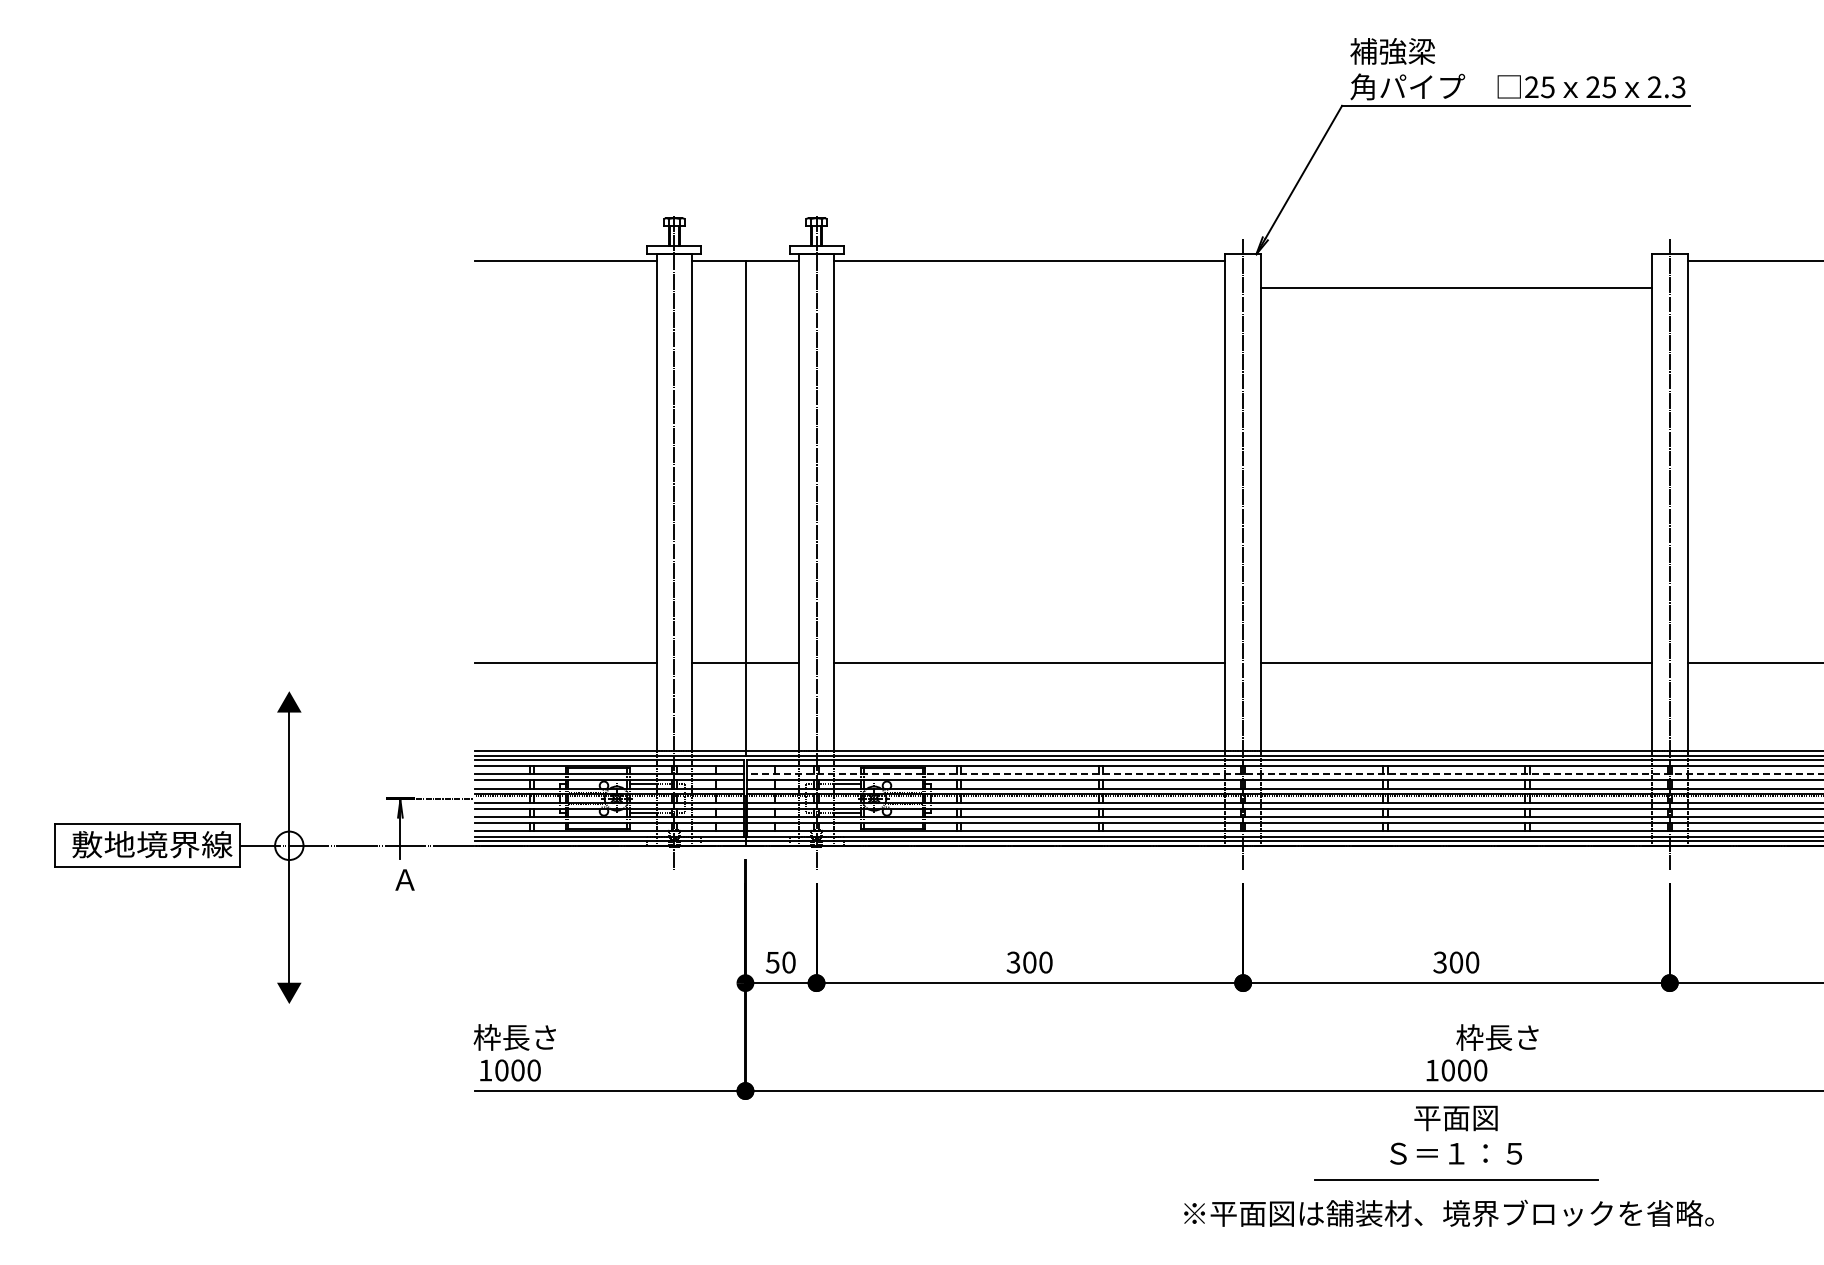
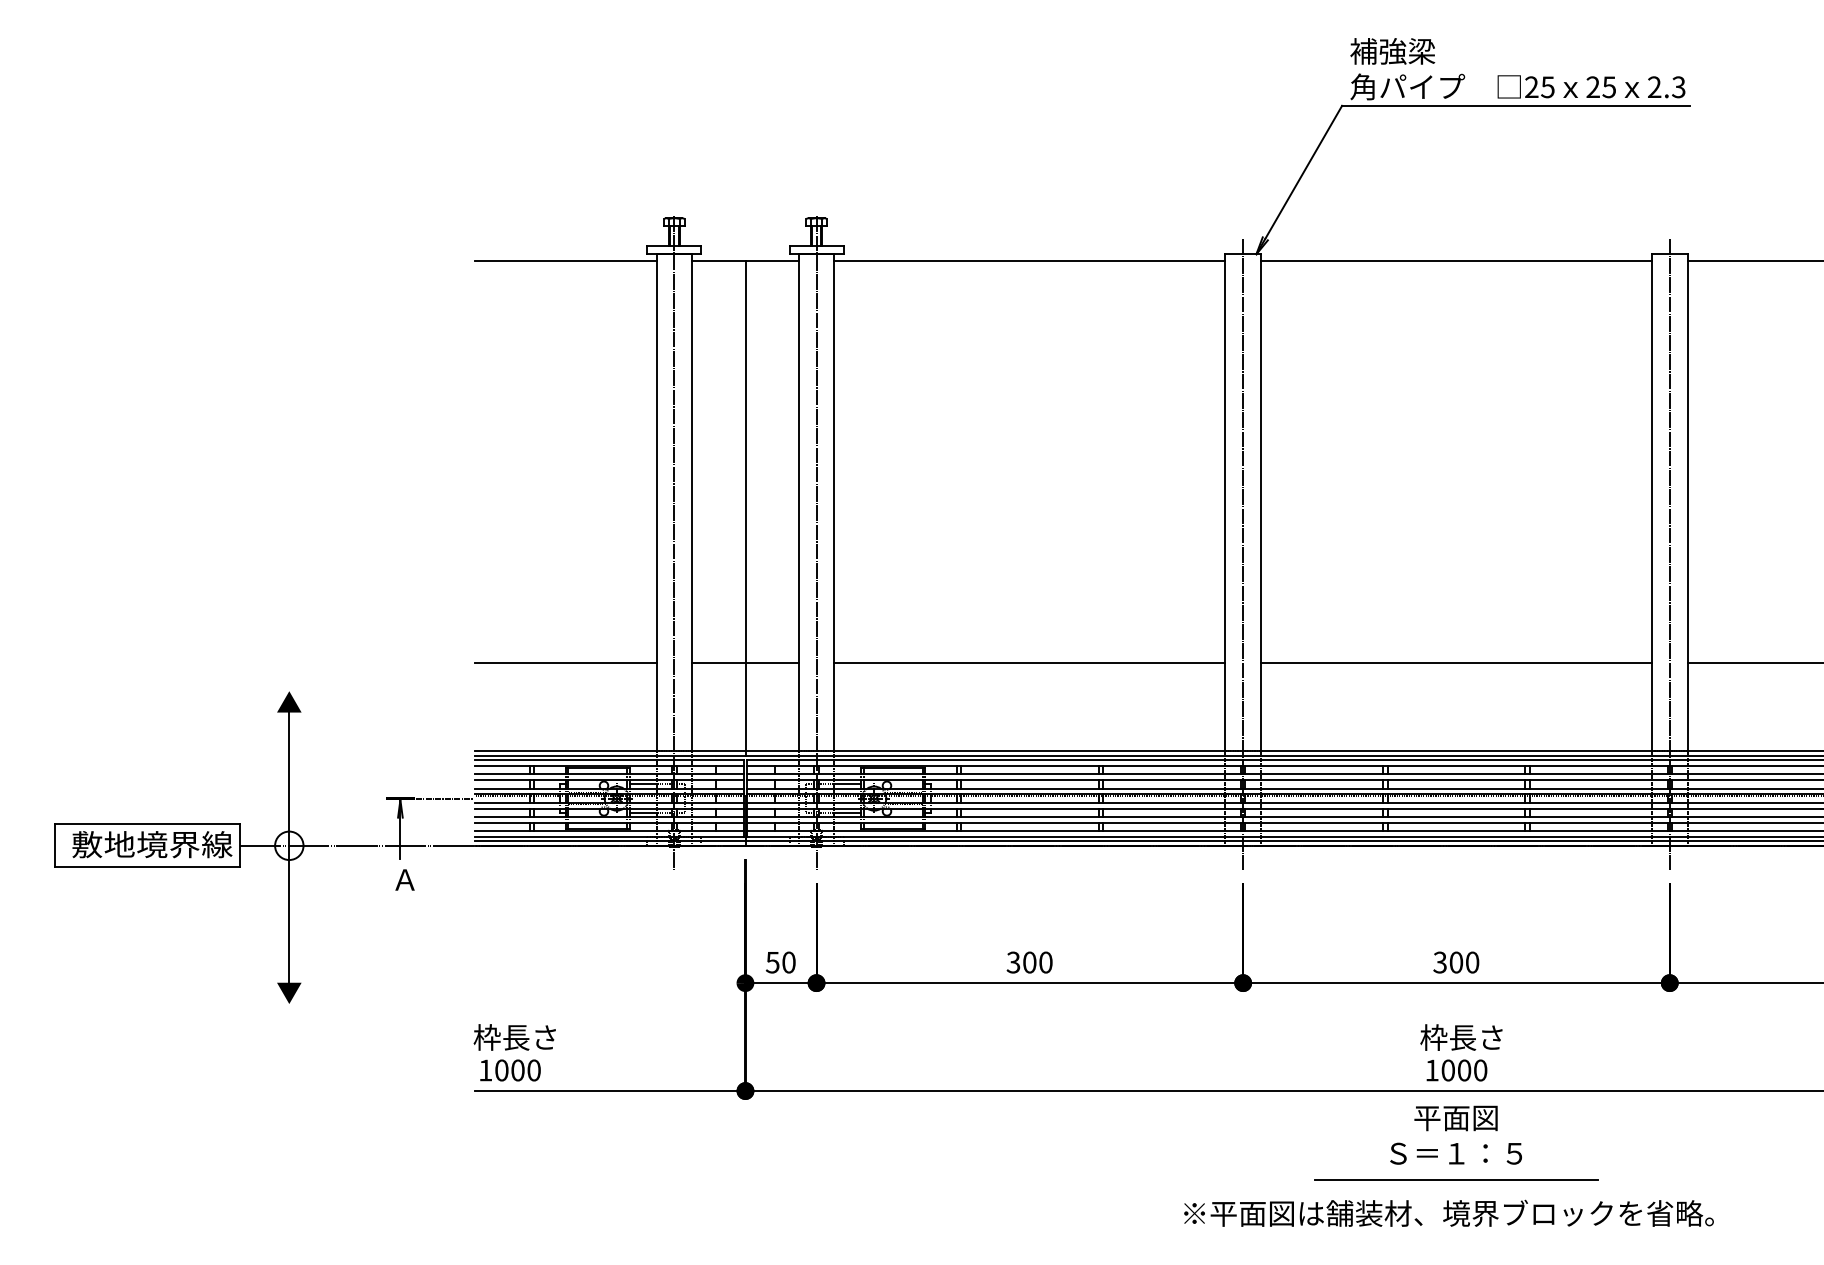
line position: (1456, 288) -> (1456, 261) (1456, 261)
line: dashed -> solid (1284, 774)
text position: (1497, 1037) -> (1461, 1037) (1461, 1037)
